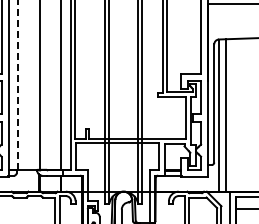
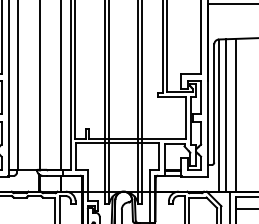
line: dashed -> solid (17, 85)
line: none -> present (235, 114)
